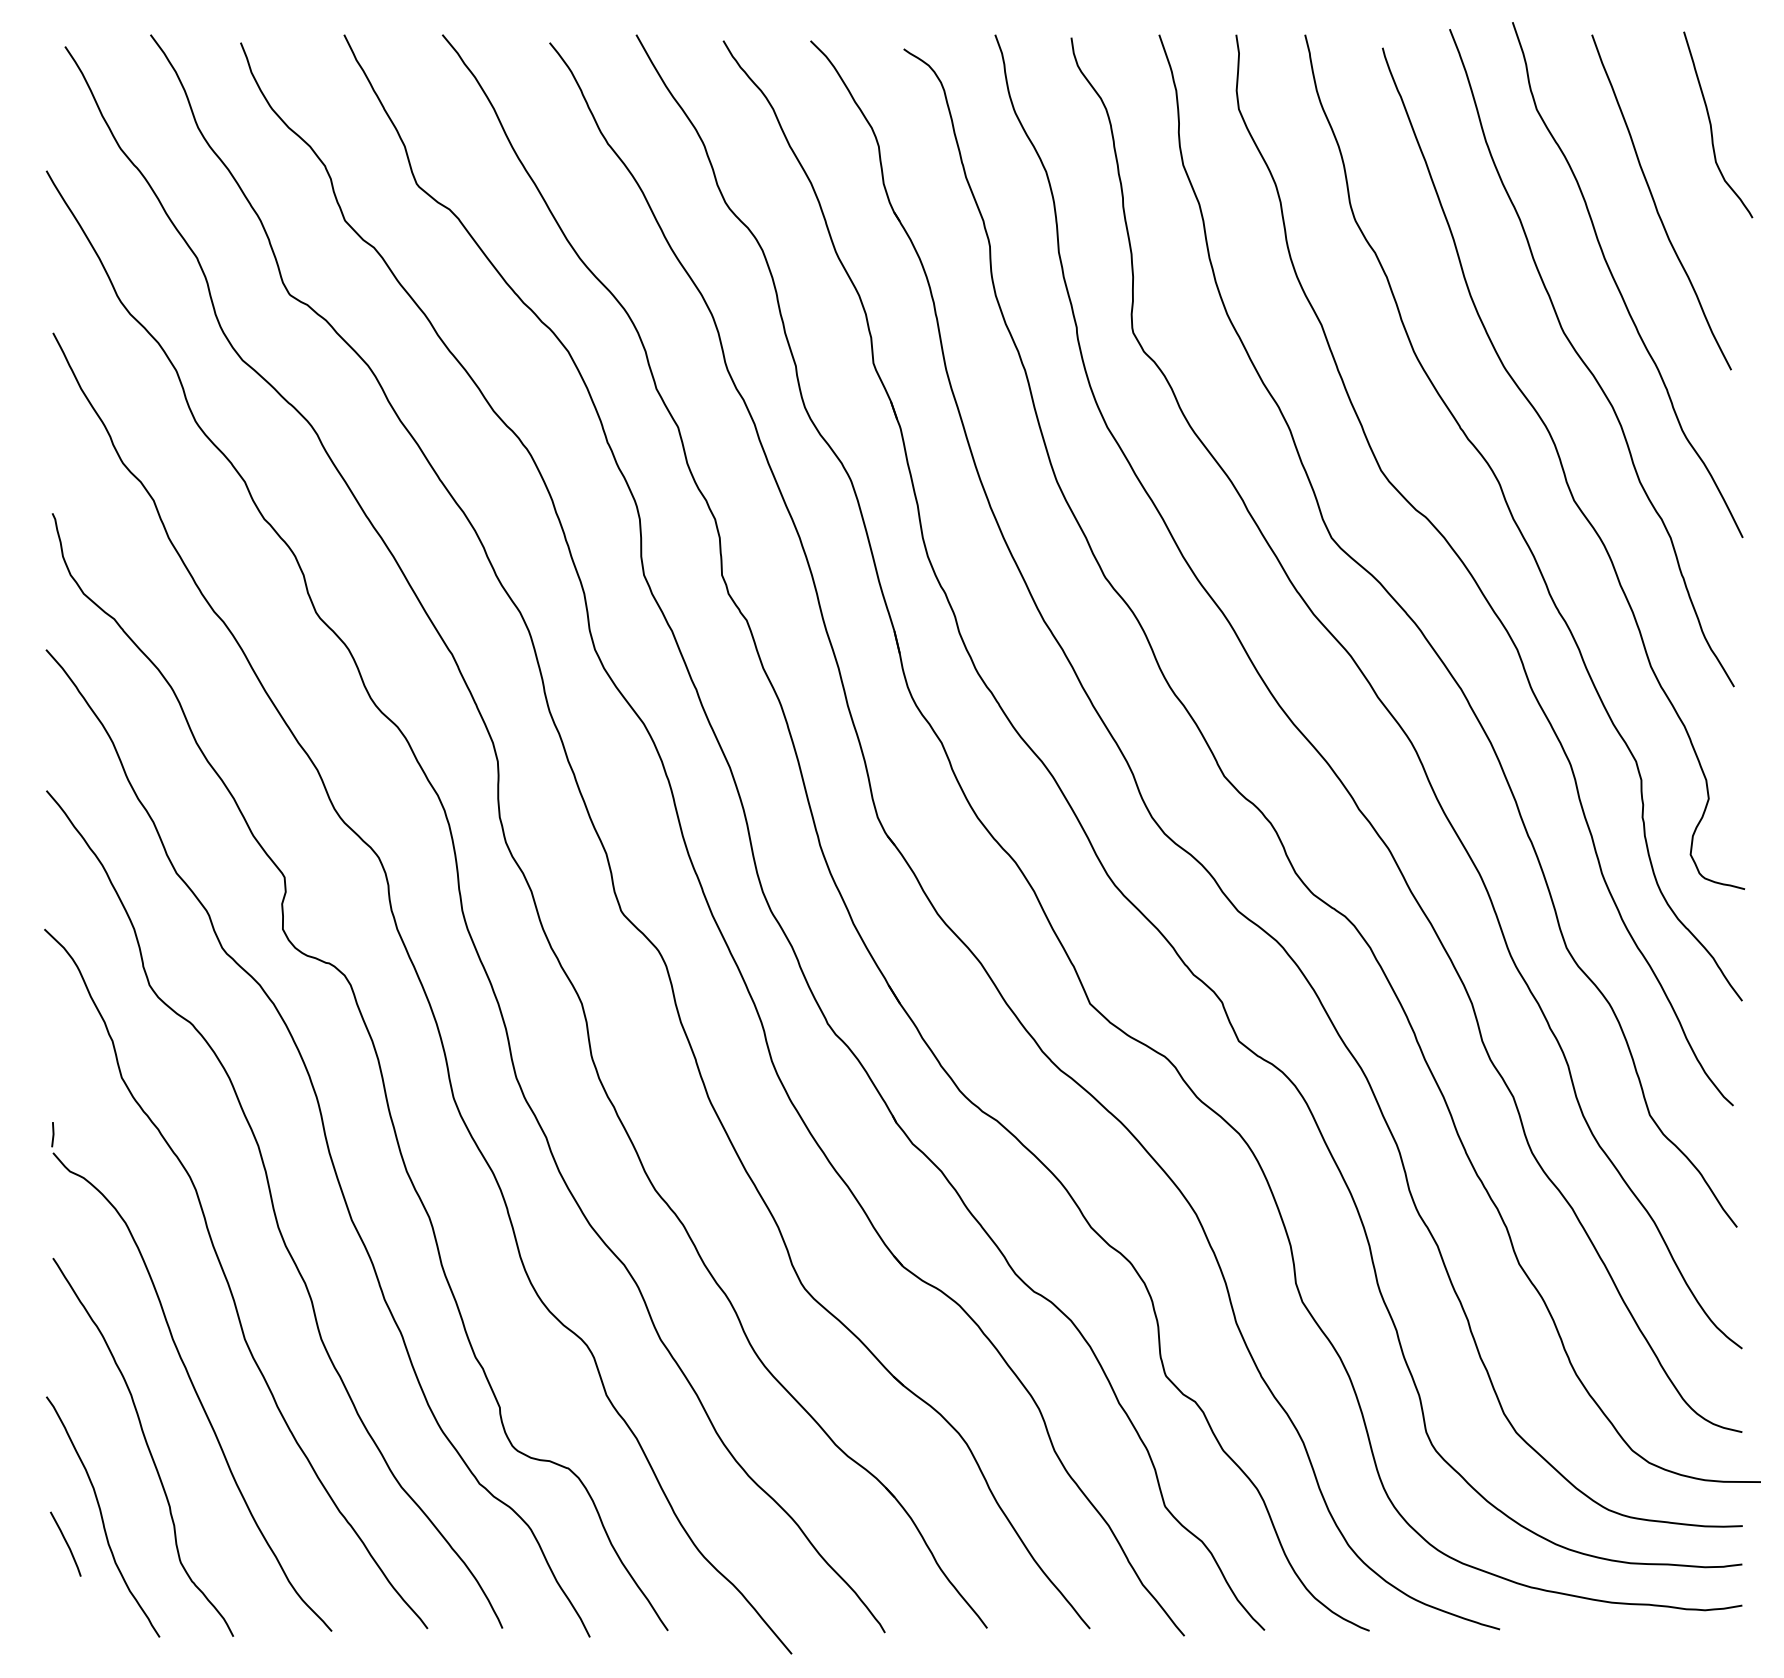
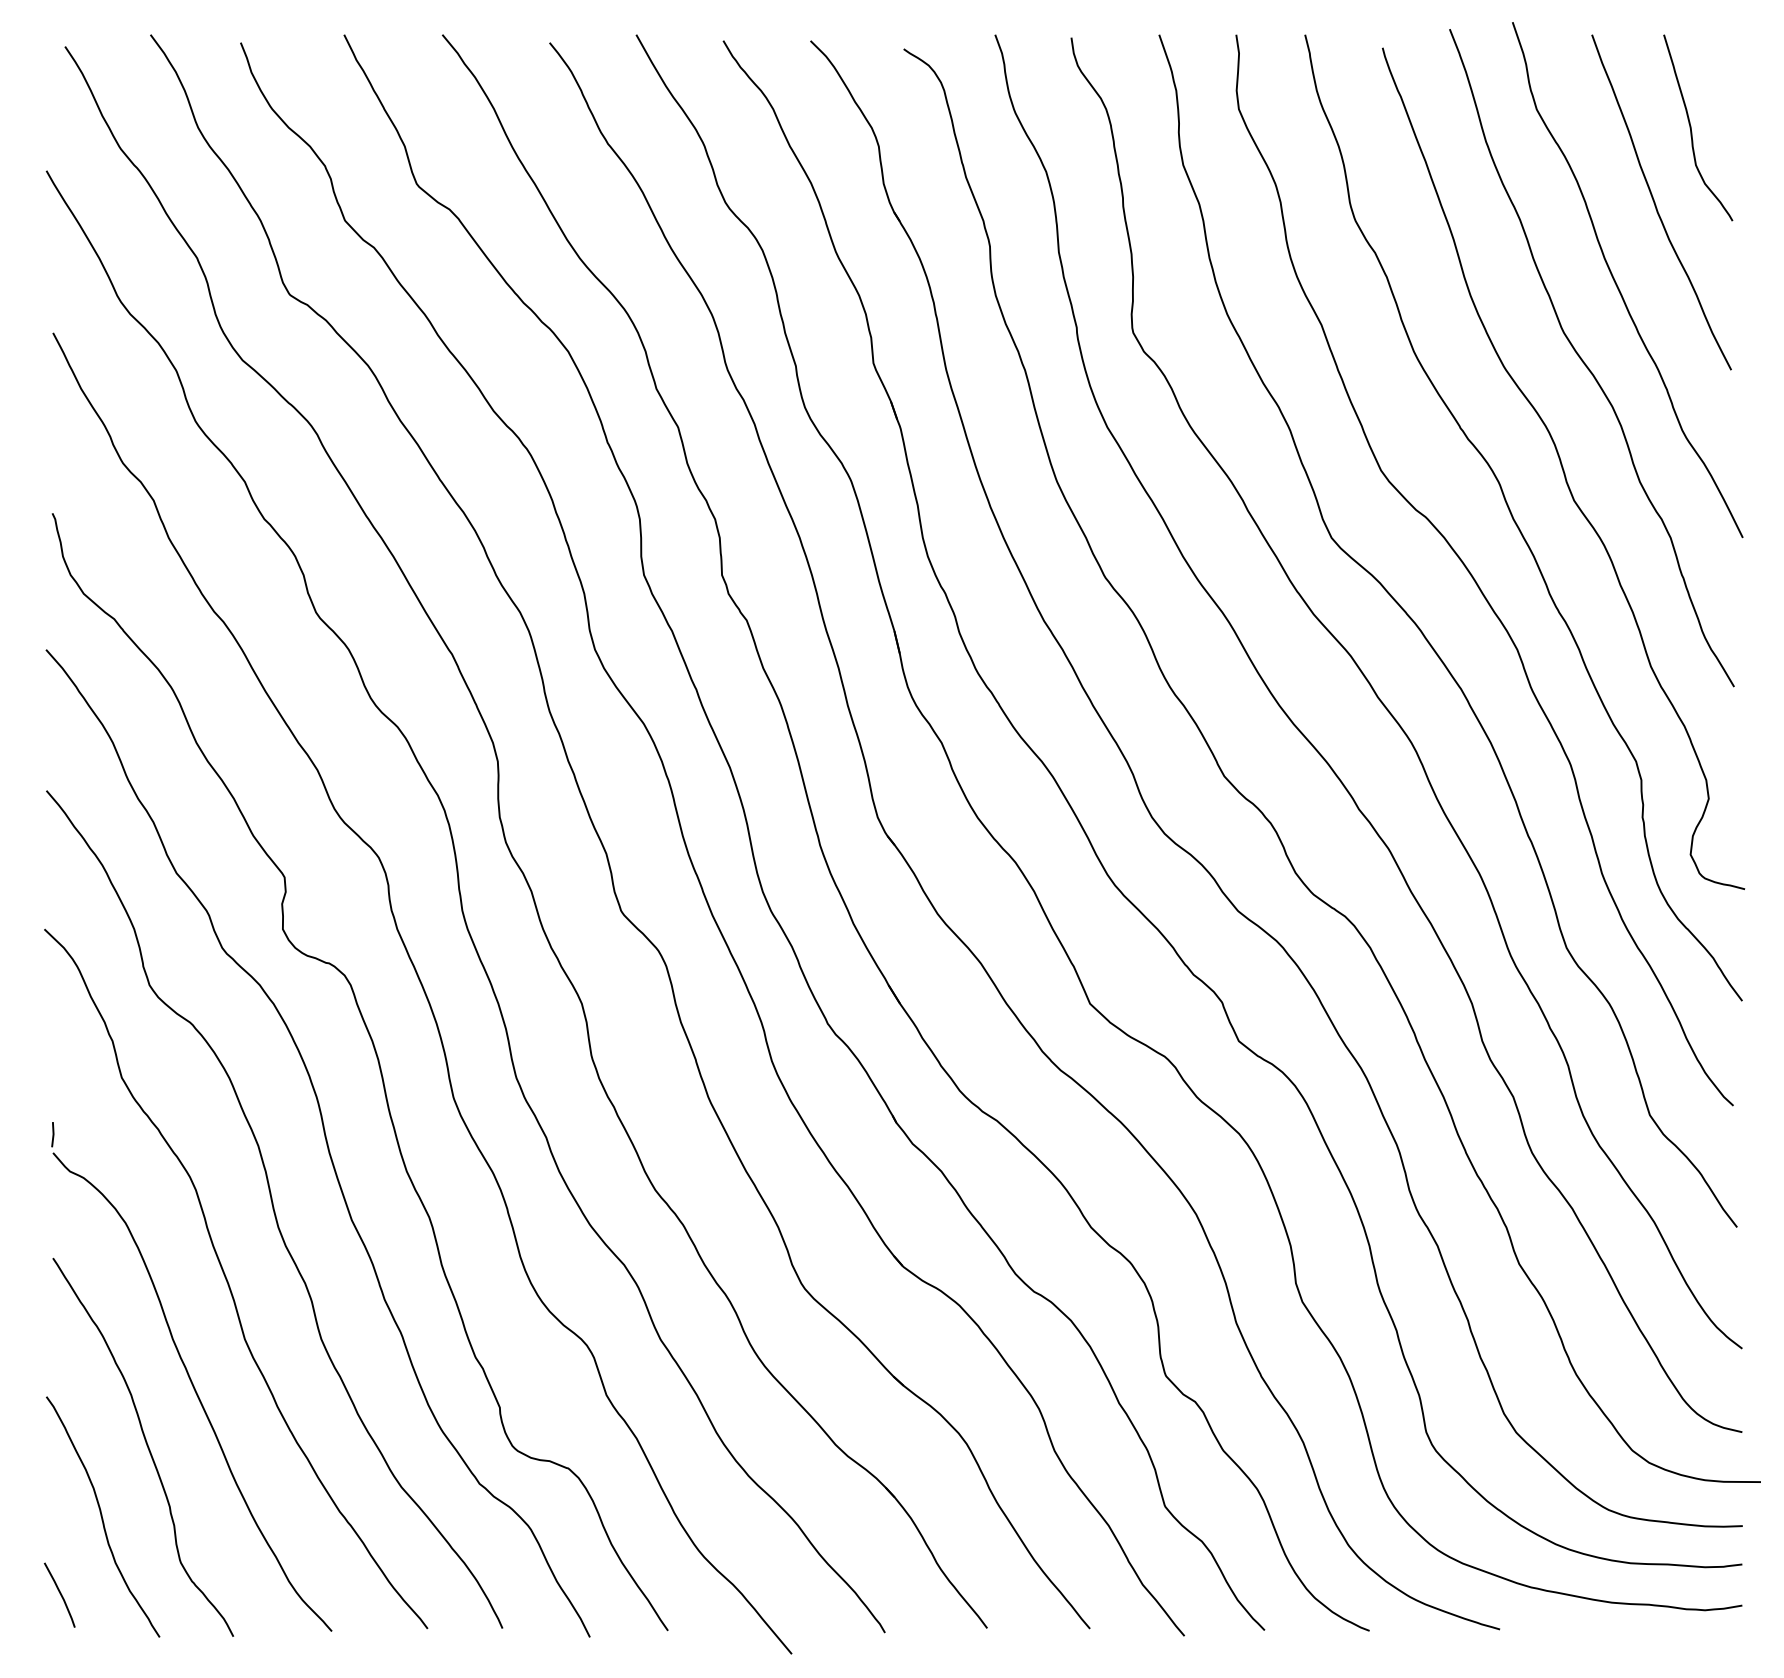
curve position: (1711, 124) -> (1691, 127) (1691, 127)
curve position: (65, 1542) -> (59, 1593) (59, 1593)
